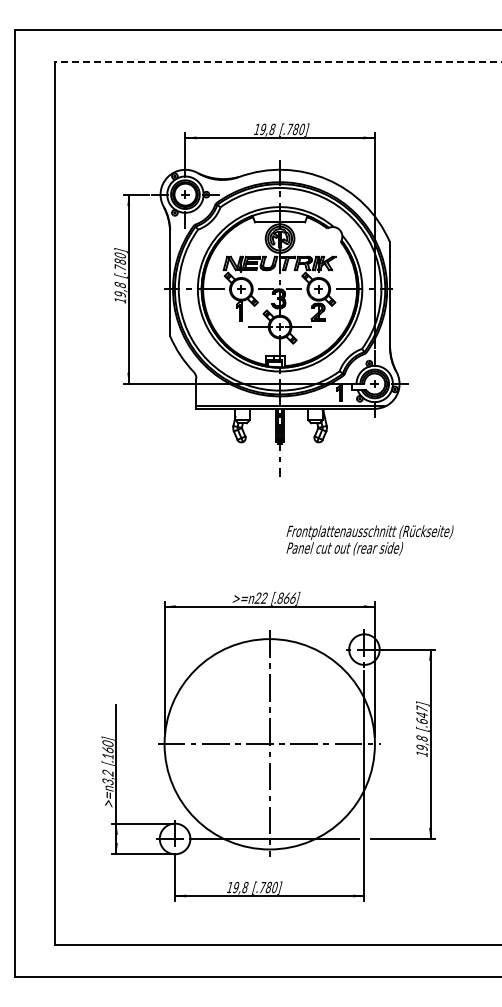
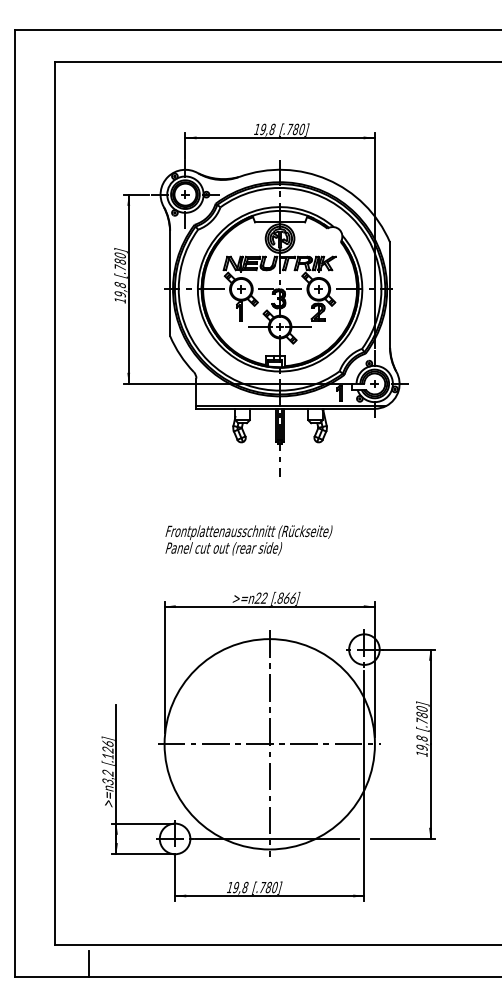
line: dashed -> solid (278, 62)
text position: (369, 540) -> (248, 540) (248, 540)
text: [.647] -> [.780] (421, 714)
text: [.160] -> [.126] (107, 746)
line: none -> present (88, 963)
